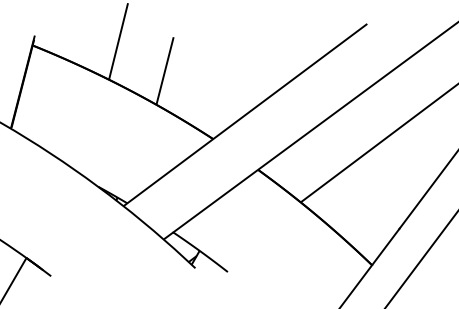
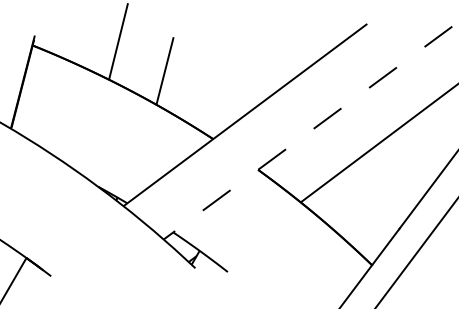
line: solid -> dashed (315, 127)
line position: (421, 259) -> (416, 253) (416, 253)
